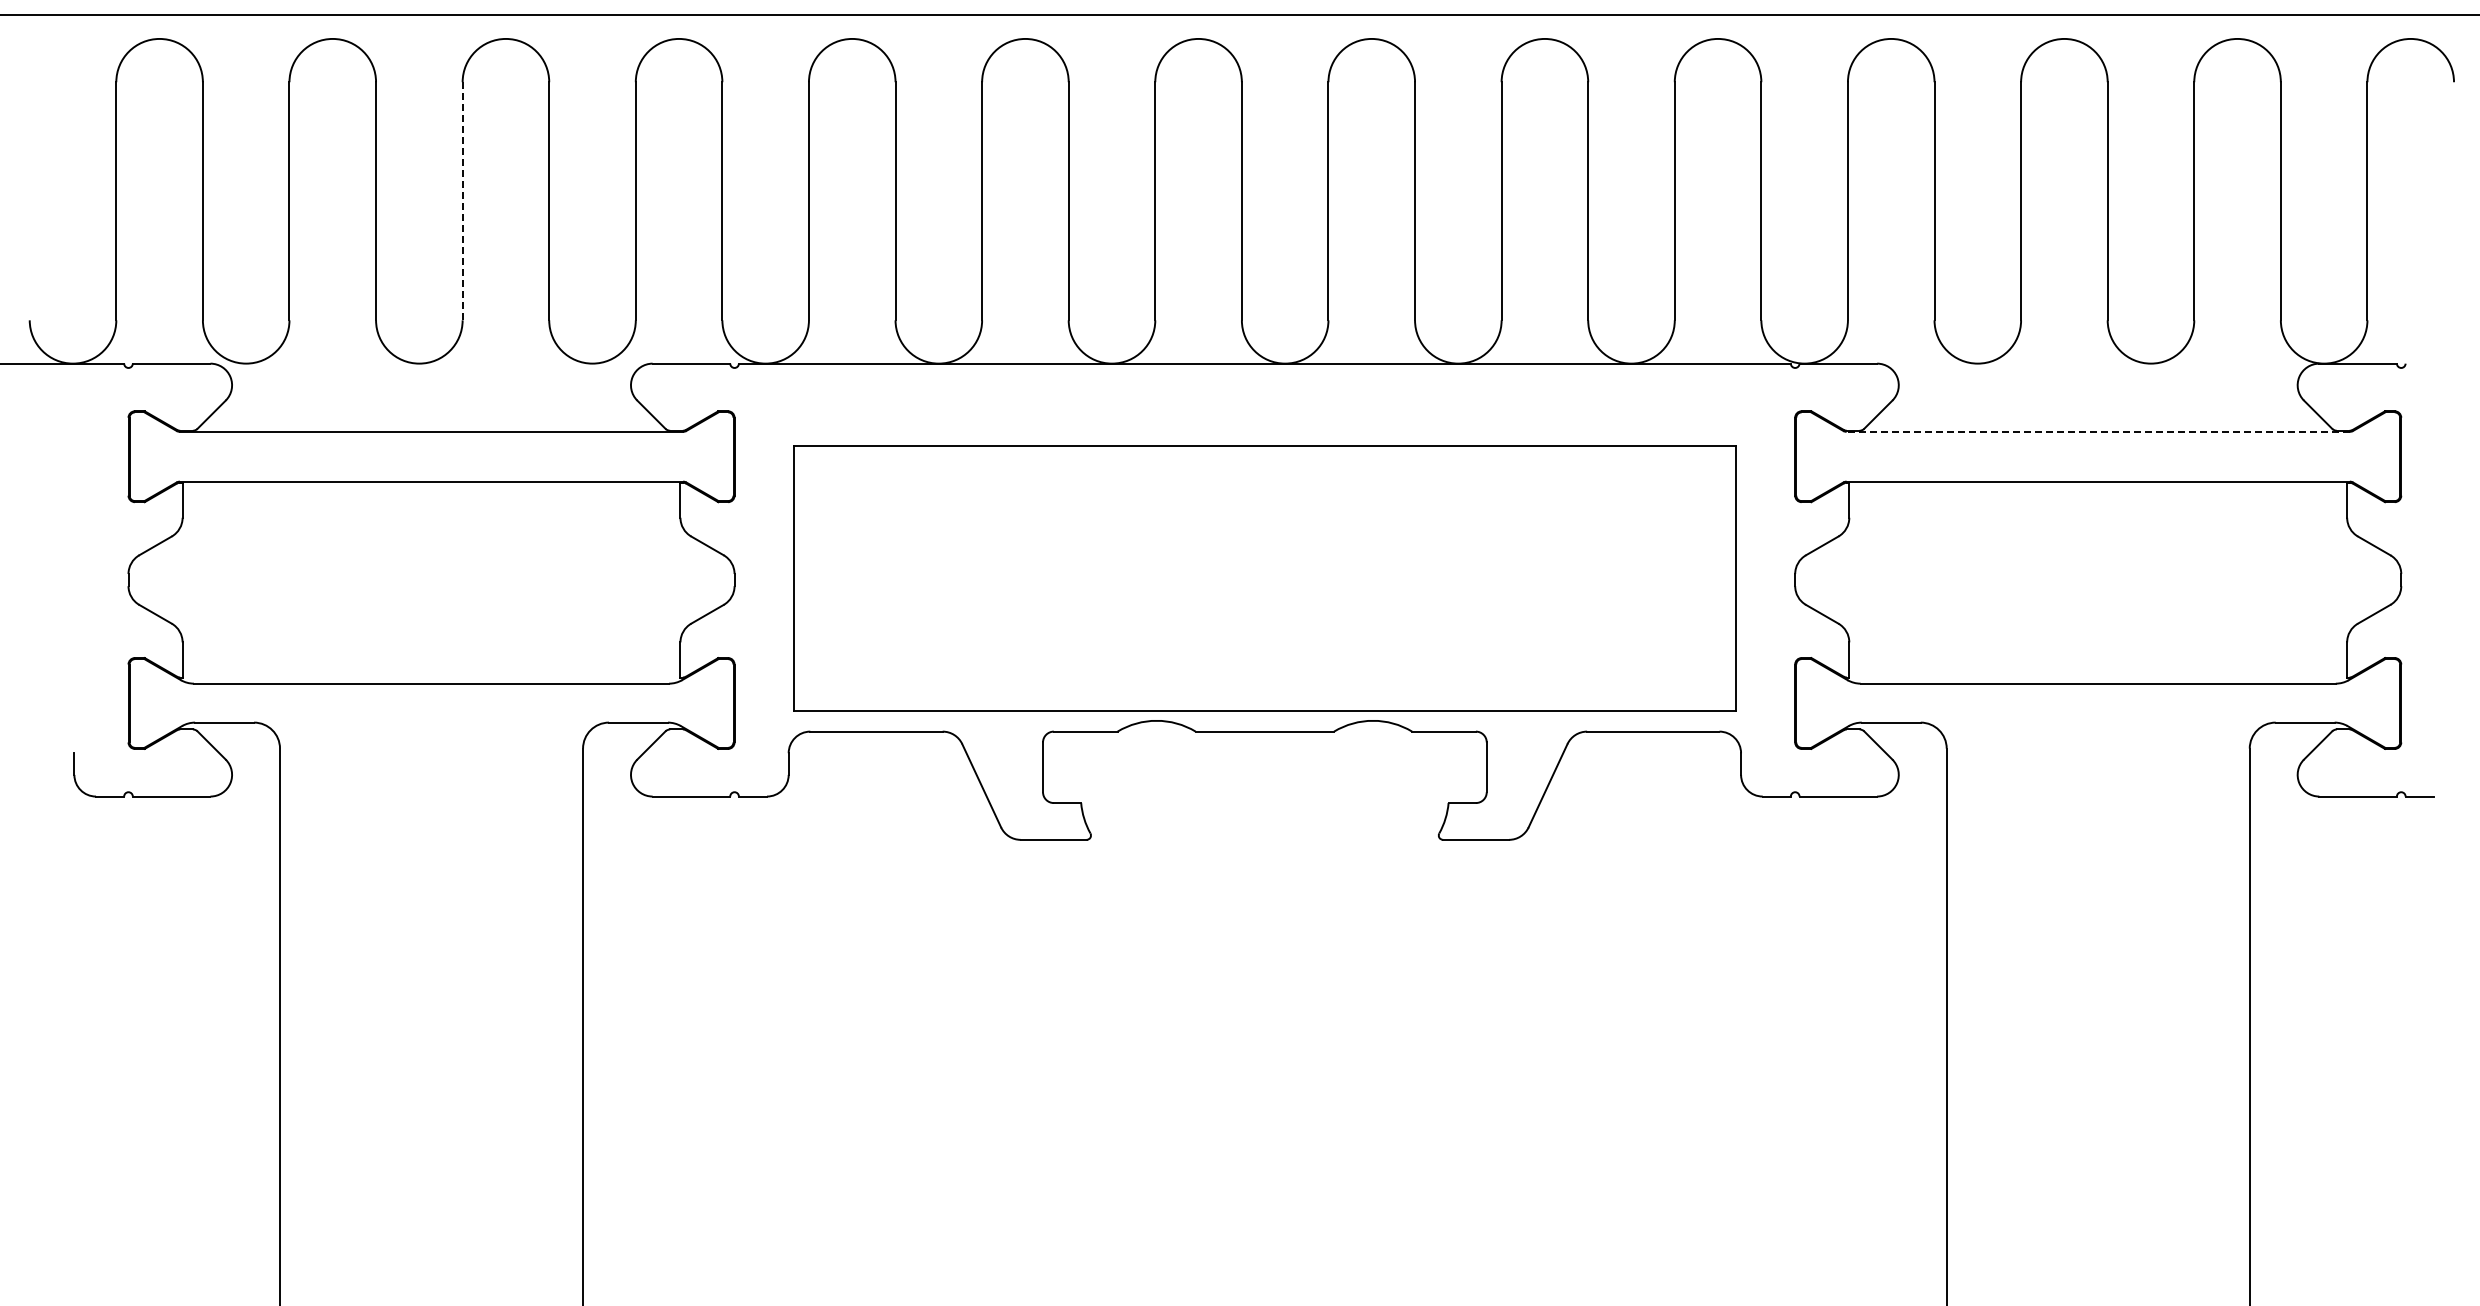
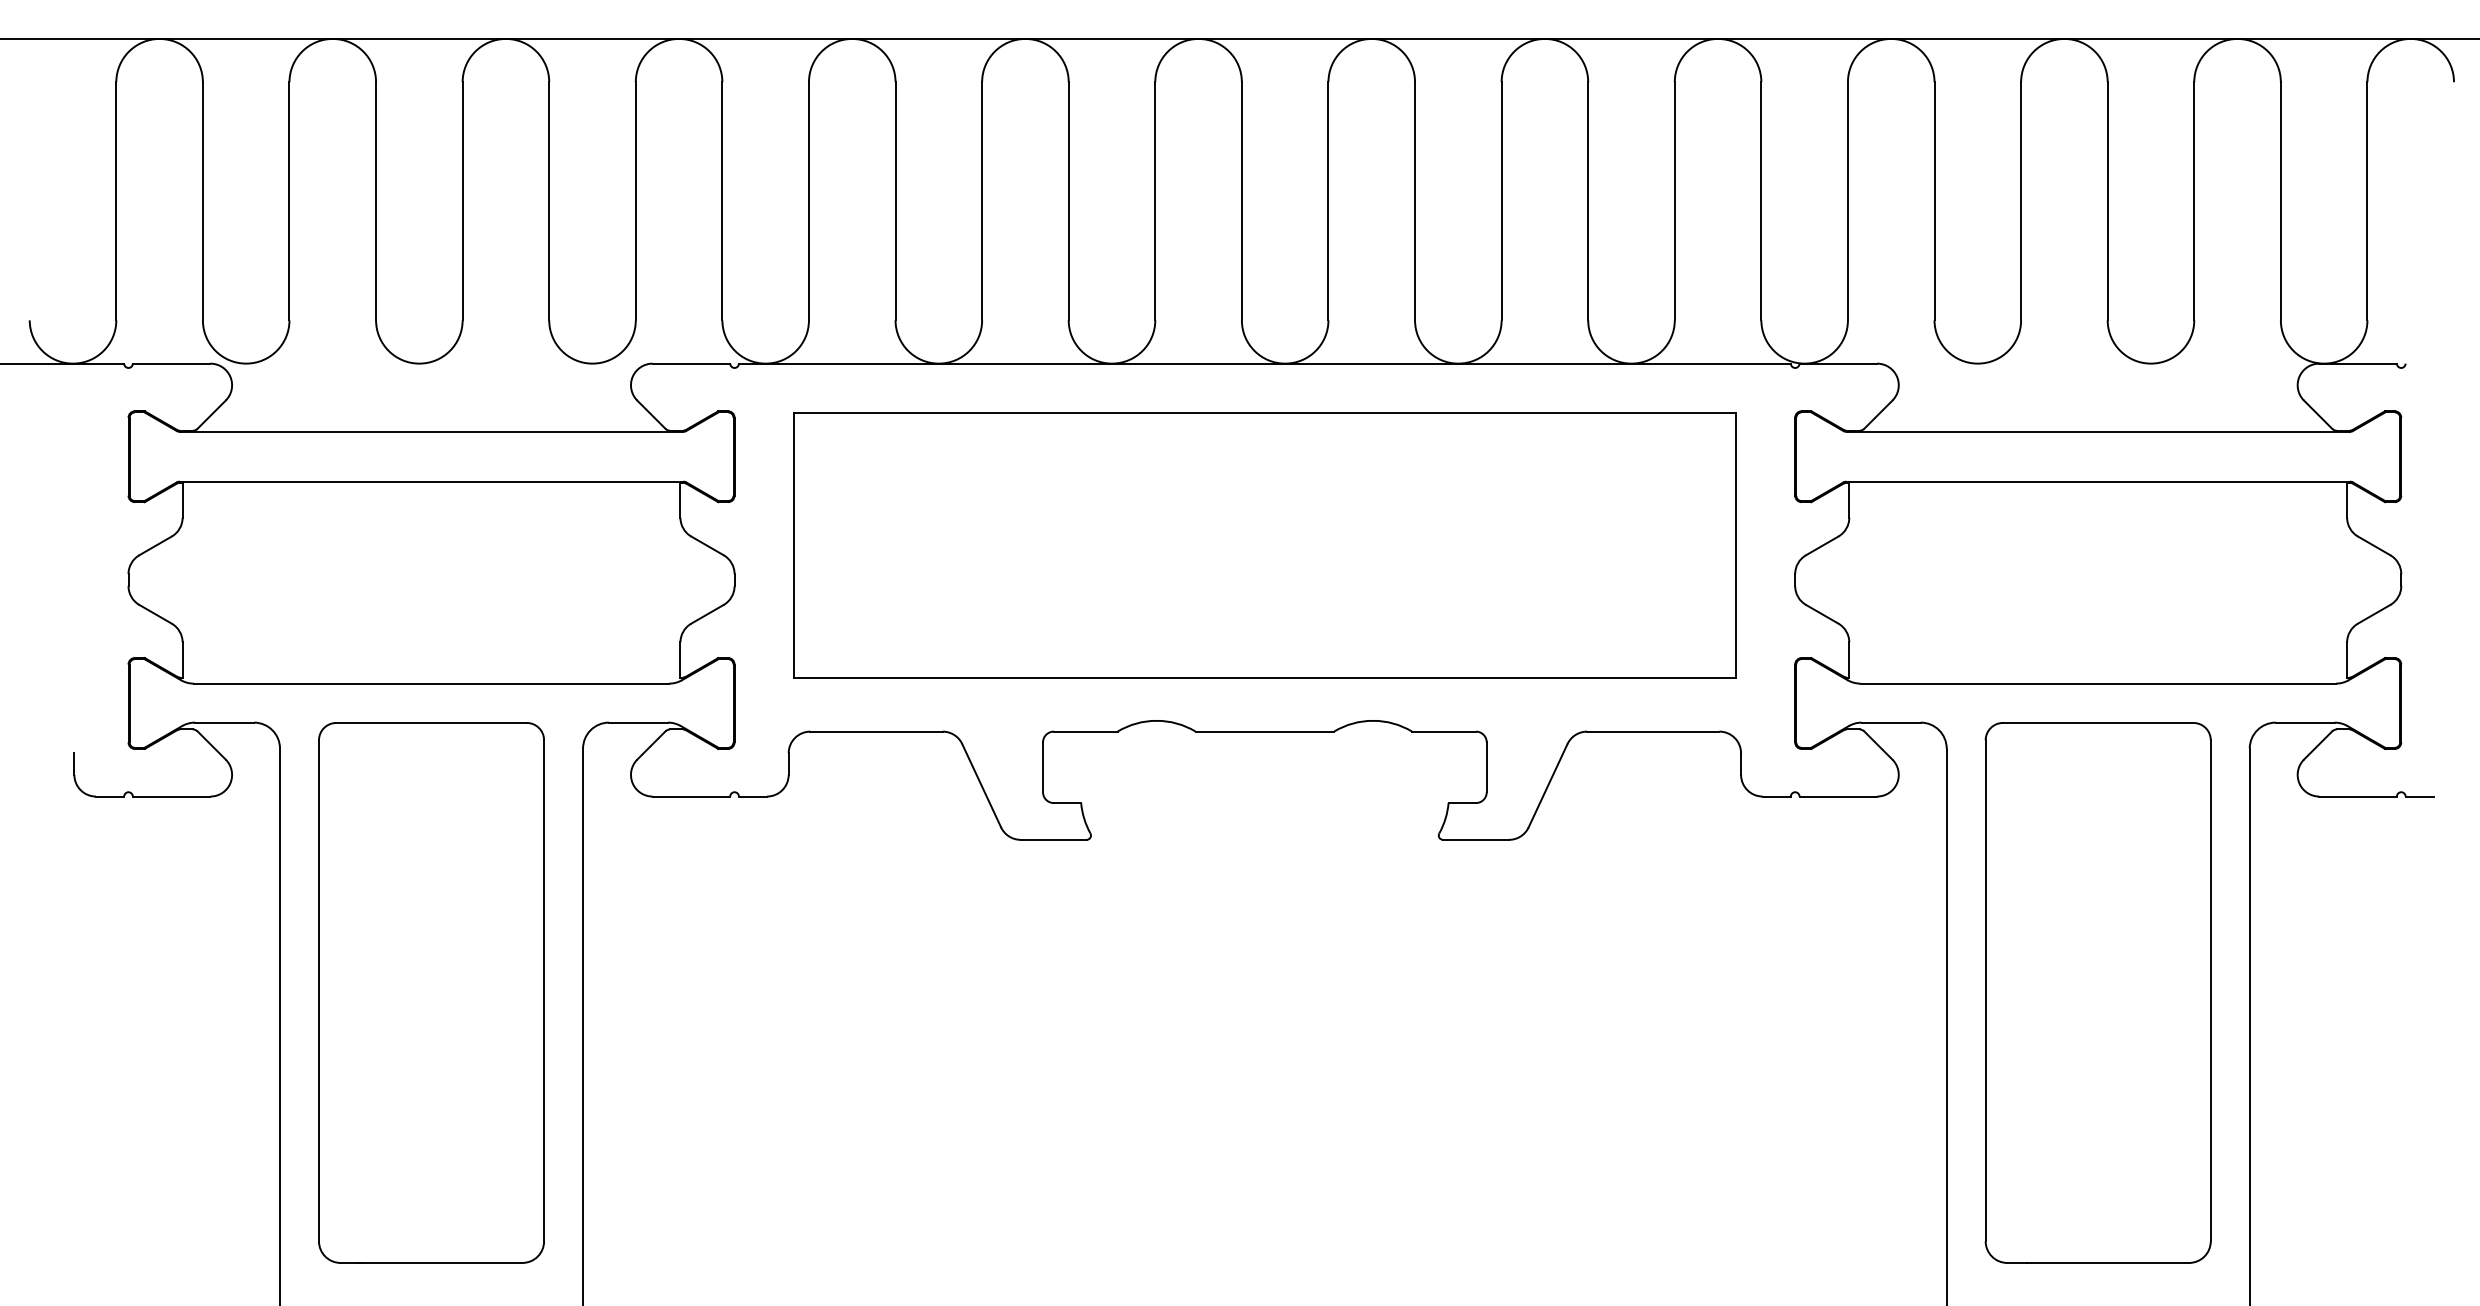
line position: (1239, 14) -> (1239, 38) (1239, 38)
line: dashed -> solid (462, 200)
line: dashed -> solid (2098, 431)
part position: (1264, 578) -> (1264, 545) (1264, 545)
part: none -> present (431, 992)
part: none -> present (2097, 992)
